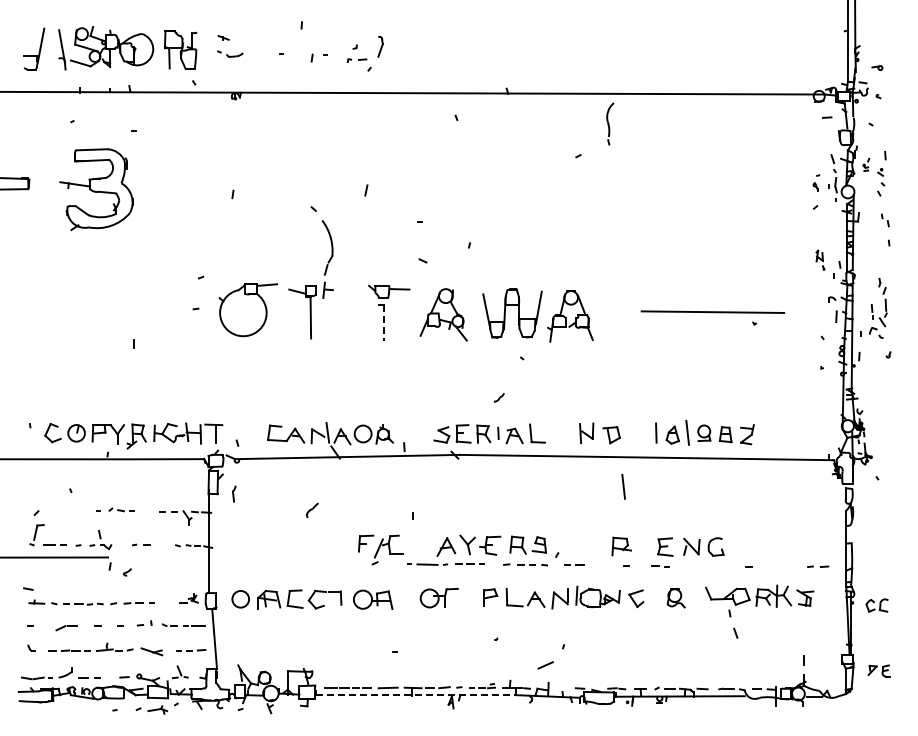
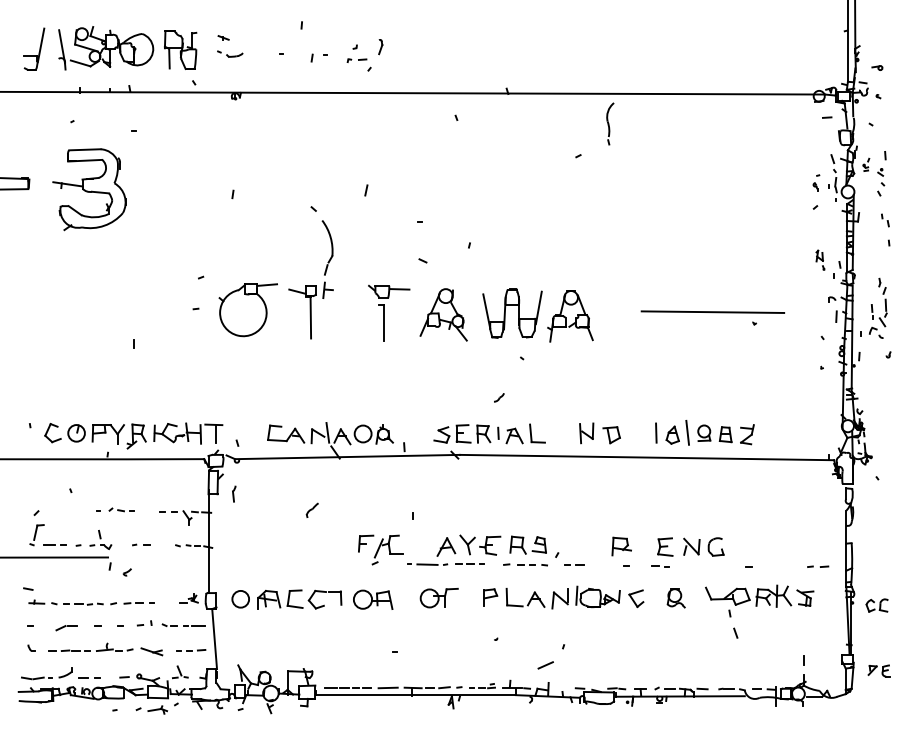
part size: 7x22 px -> 6x17 px (380, 47)
part position: (96, 189) -> (89, 189) (89, 189)
line: dashed -> solid (383, 322)
line: present -> none (623, 486)
line: dashed -> solid (416, 695)
